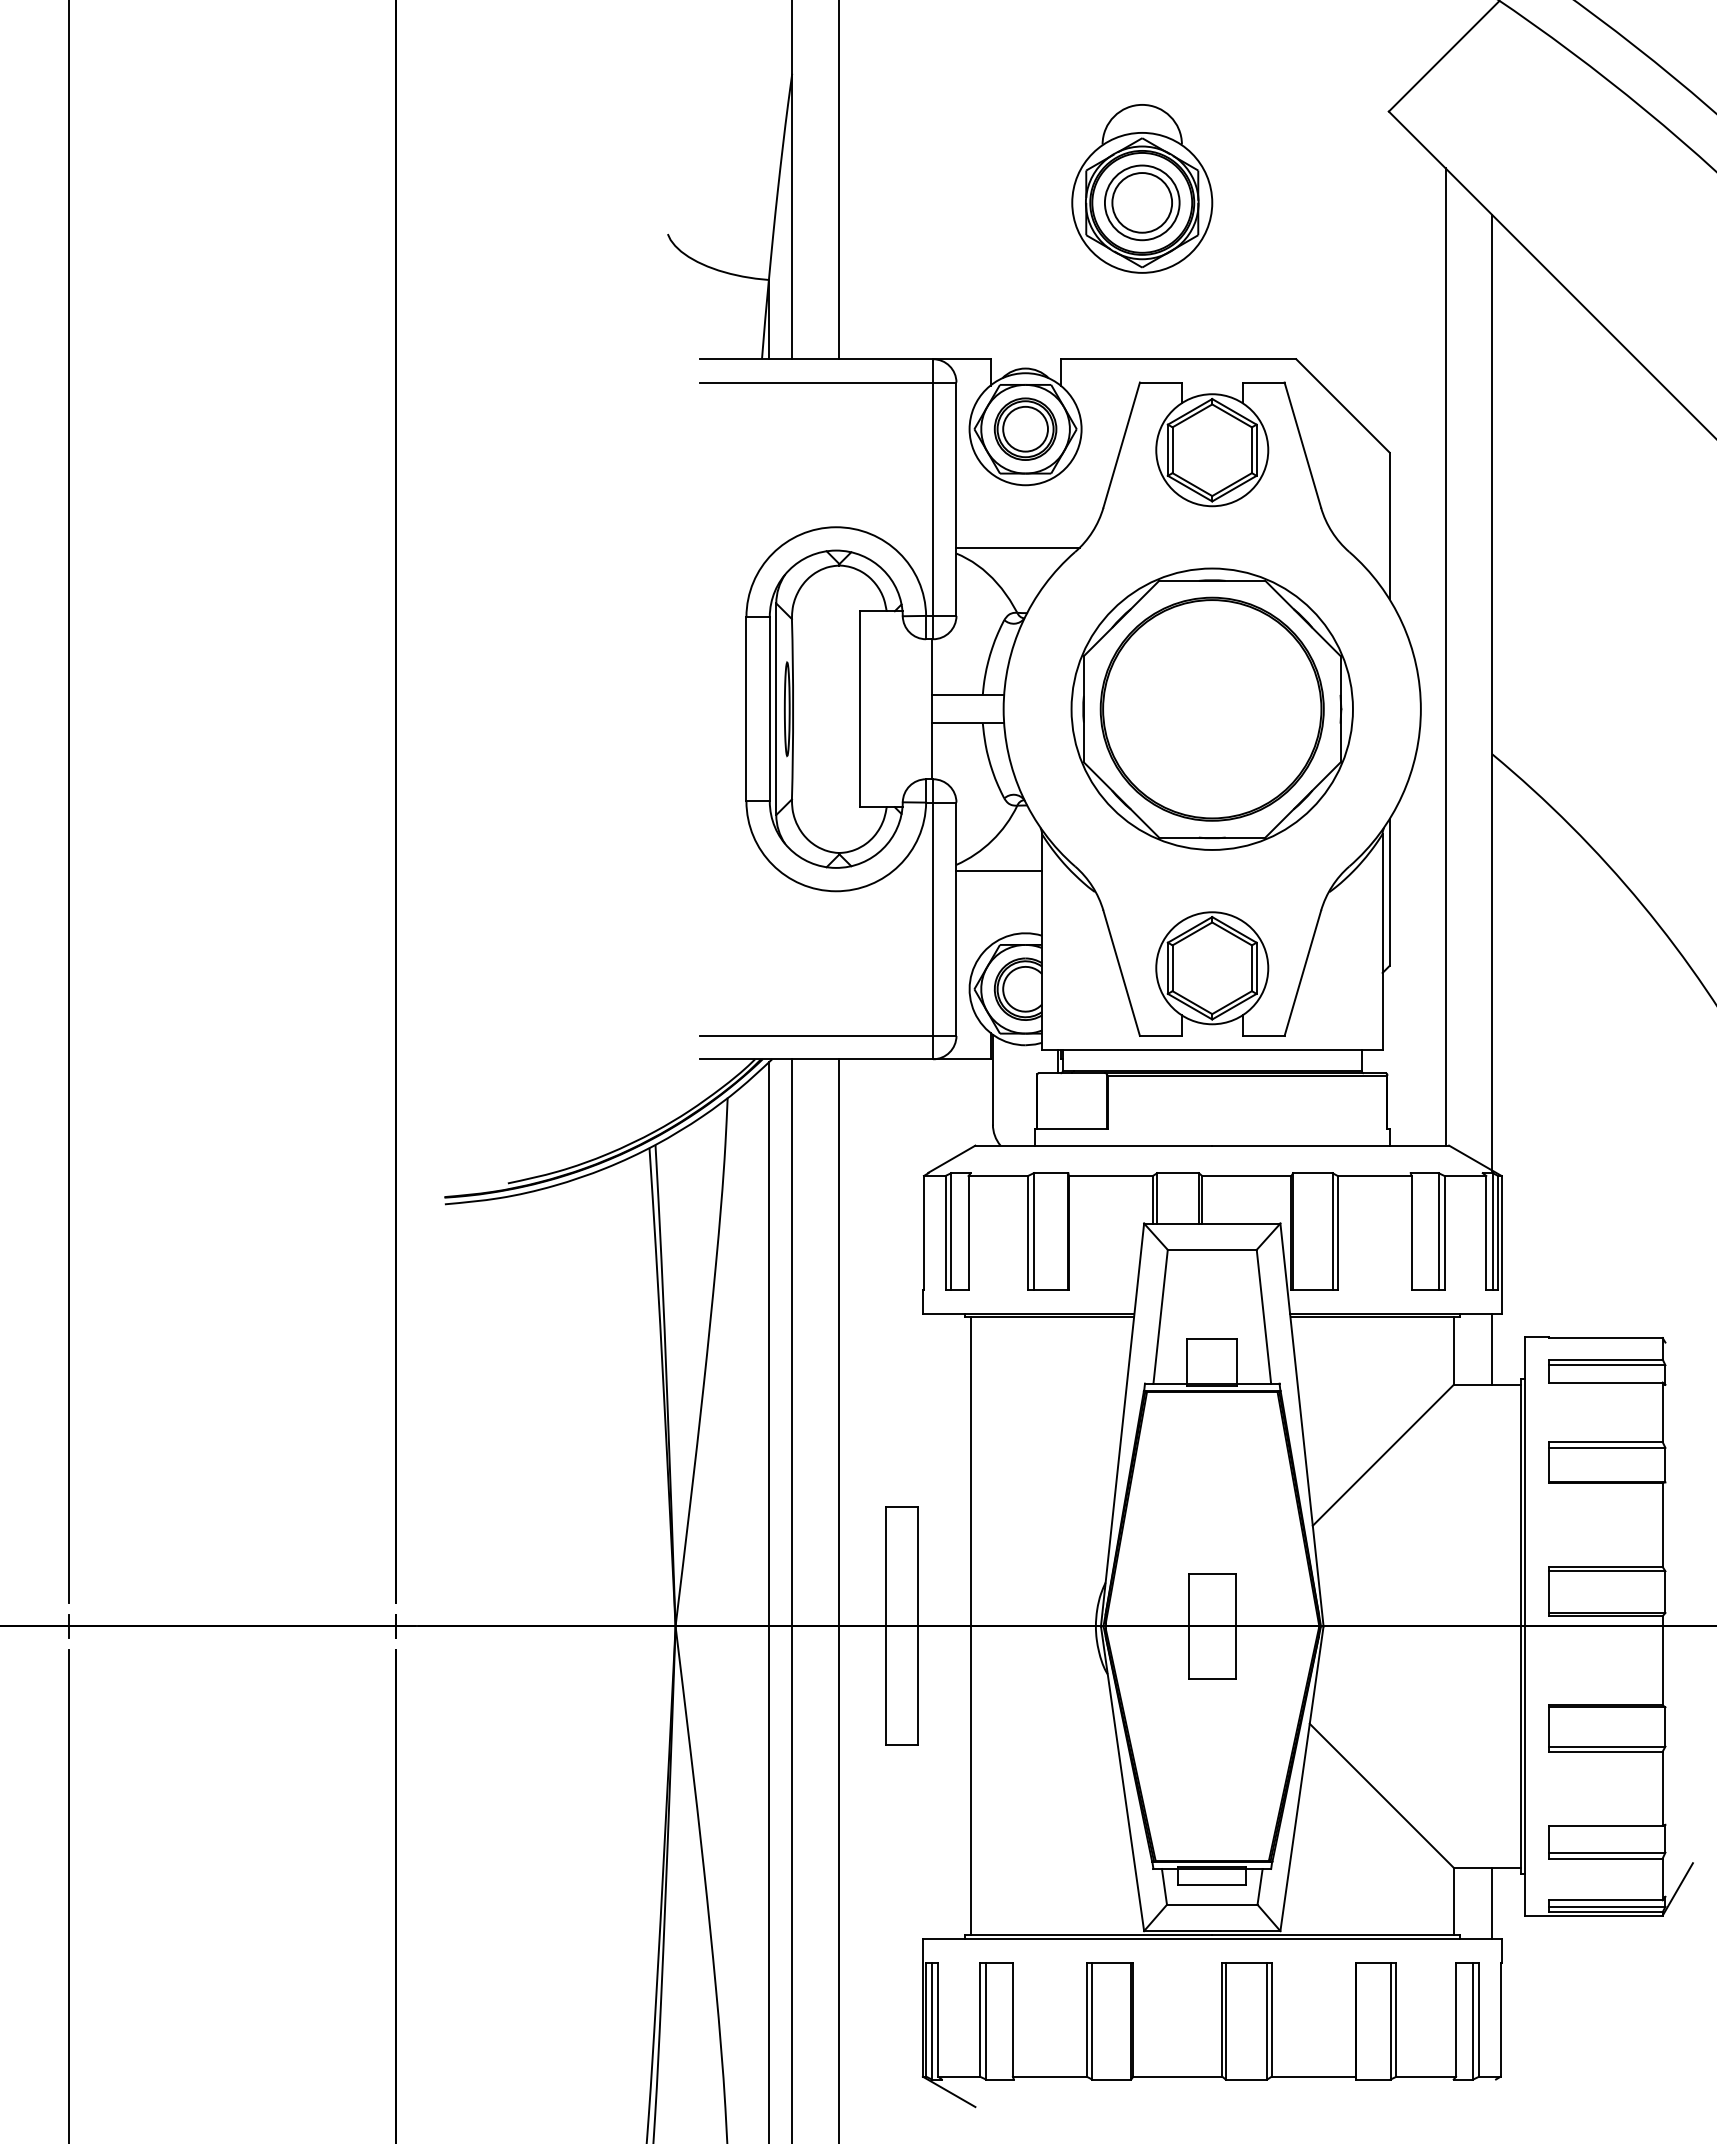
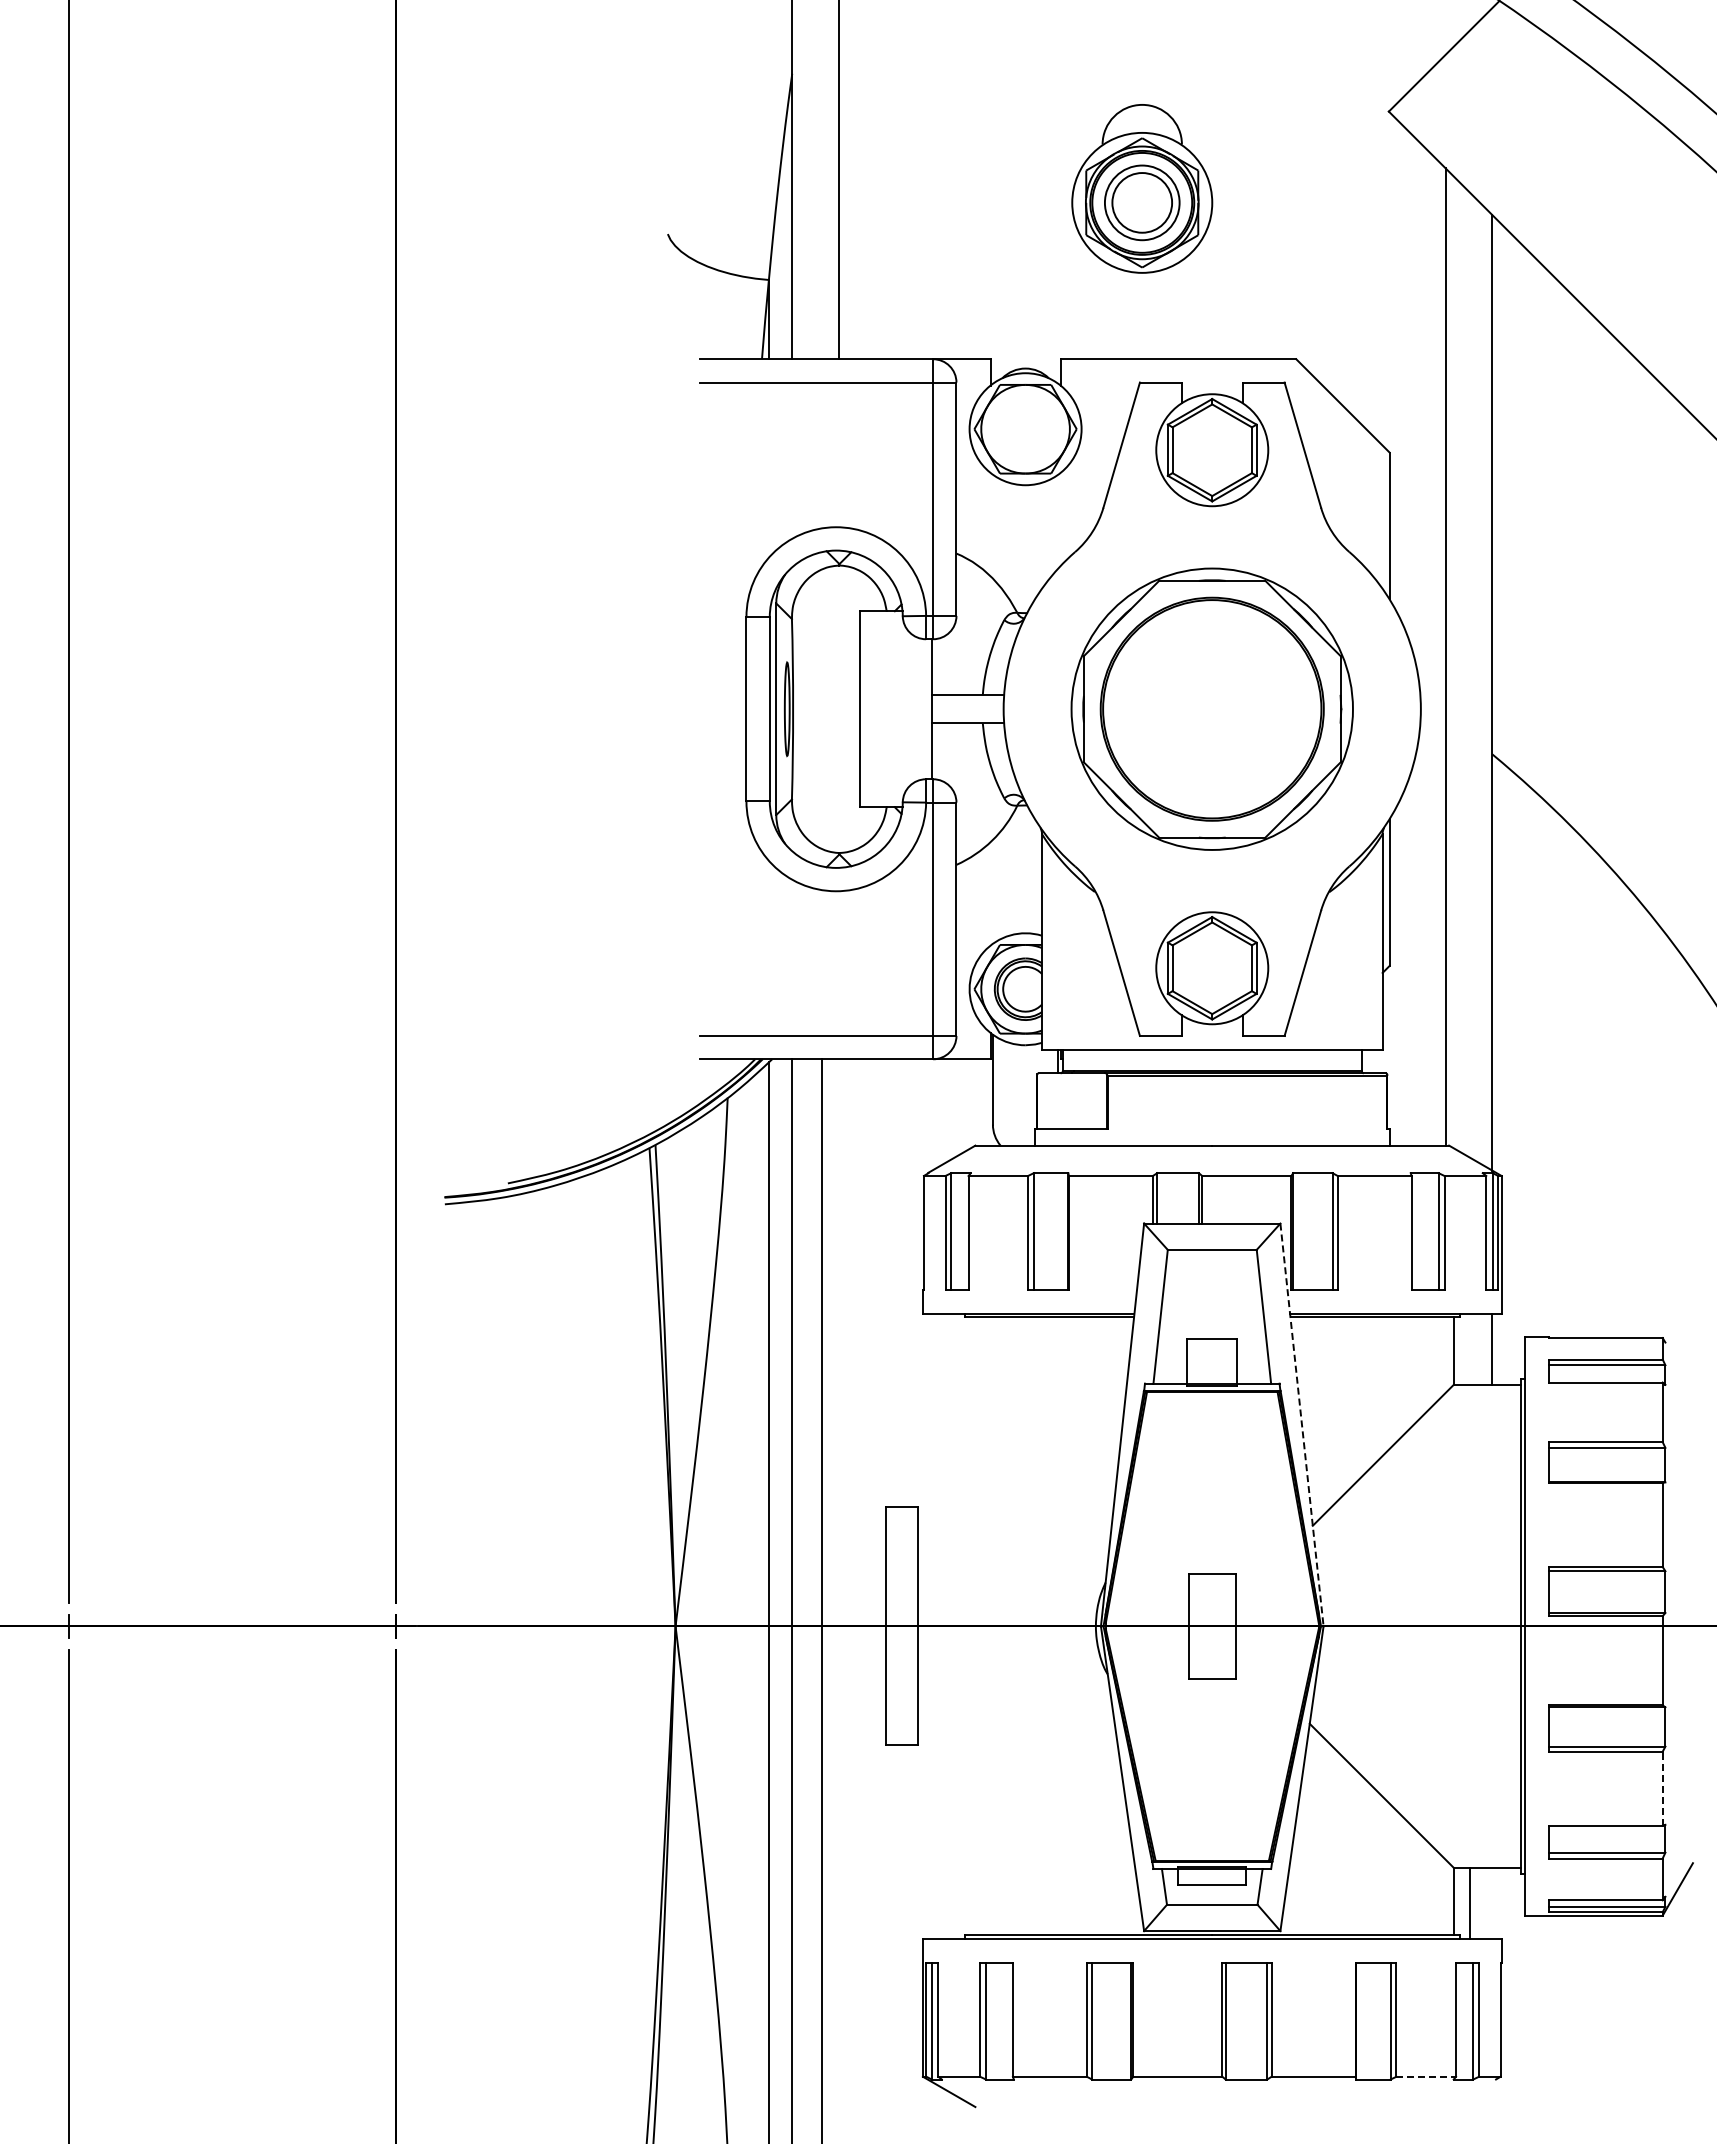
part: present -> none (1025, 428)
line: present -> none (1017, 547)
line: present -> none (998, 870)
line: solid -> dashed (1302, 1424)
line position: (838, 1599) -> (821, 1599) (821, 1599)
line: present -> none (970, 1626)
line: solid -> dashed (1662, 1788)
line position: (1492, 1903) -> (1470, 1903) (1470, 1903)
line: solid -> dashed (1426, 2076)
